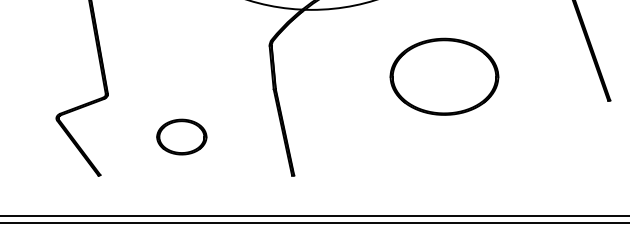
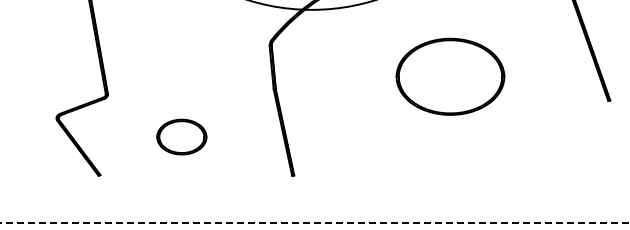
part position: (444, 76) -> (450, 76) (450, 76)
line: present -> none (314, 215)
line: solid -> dashed (314, 223)
